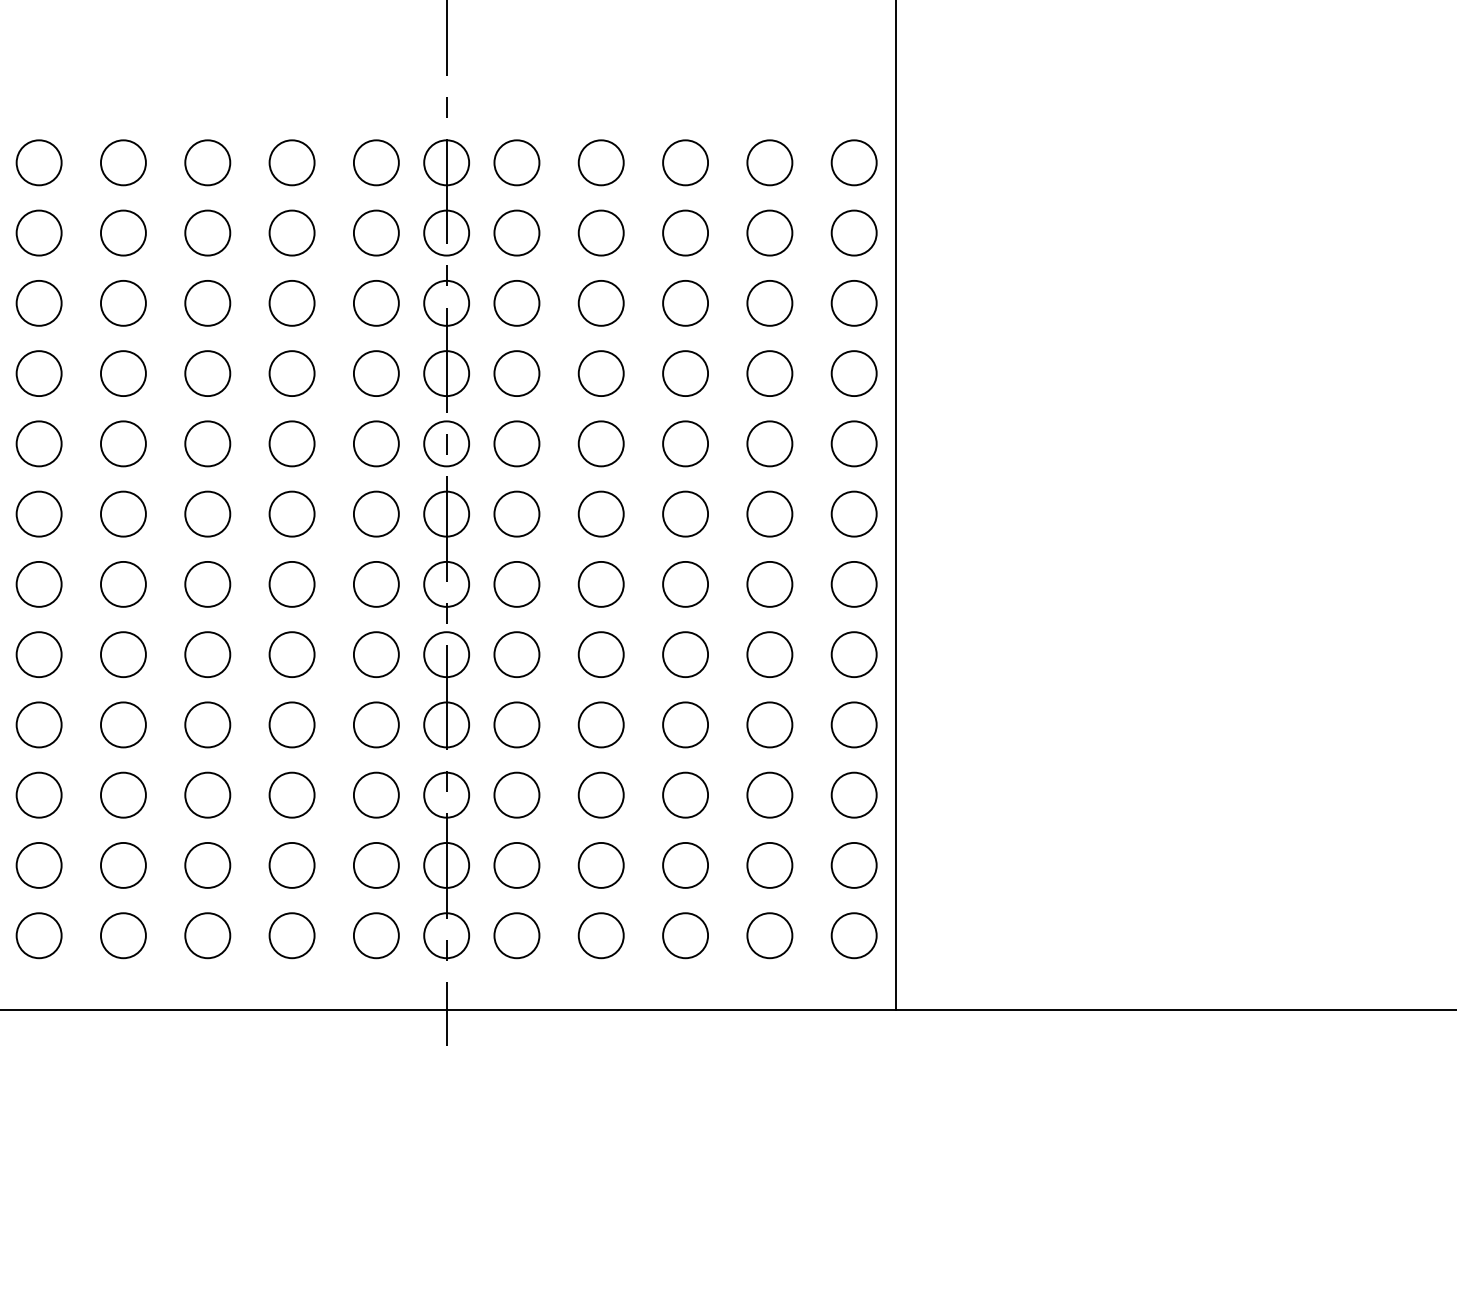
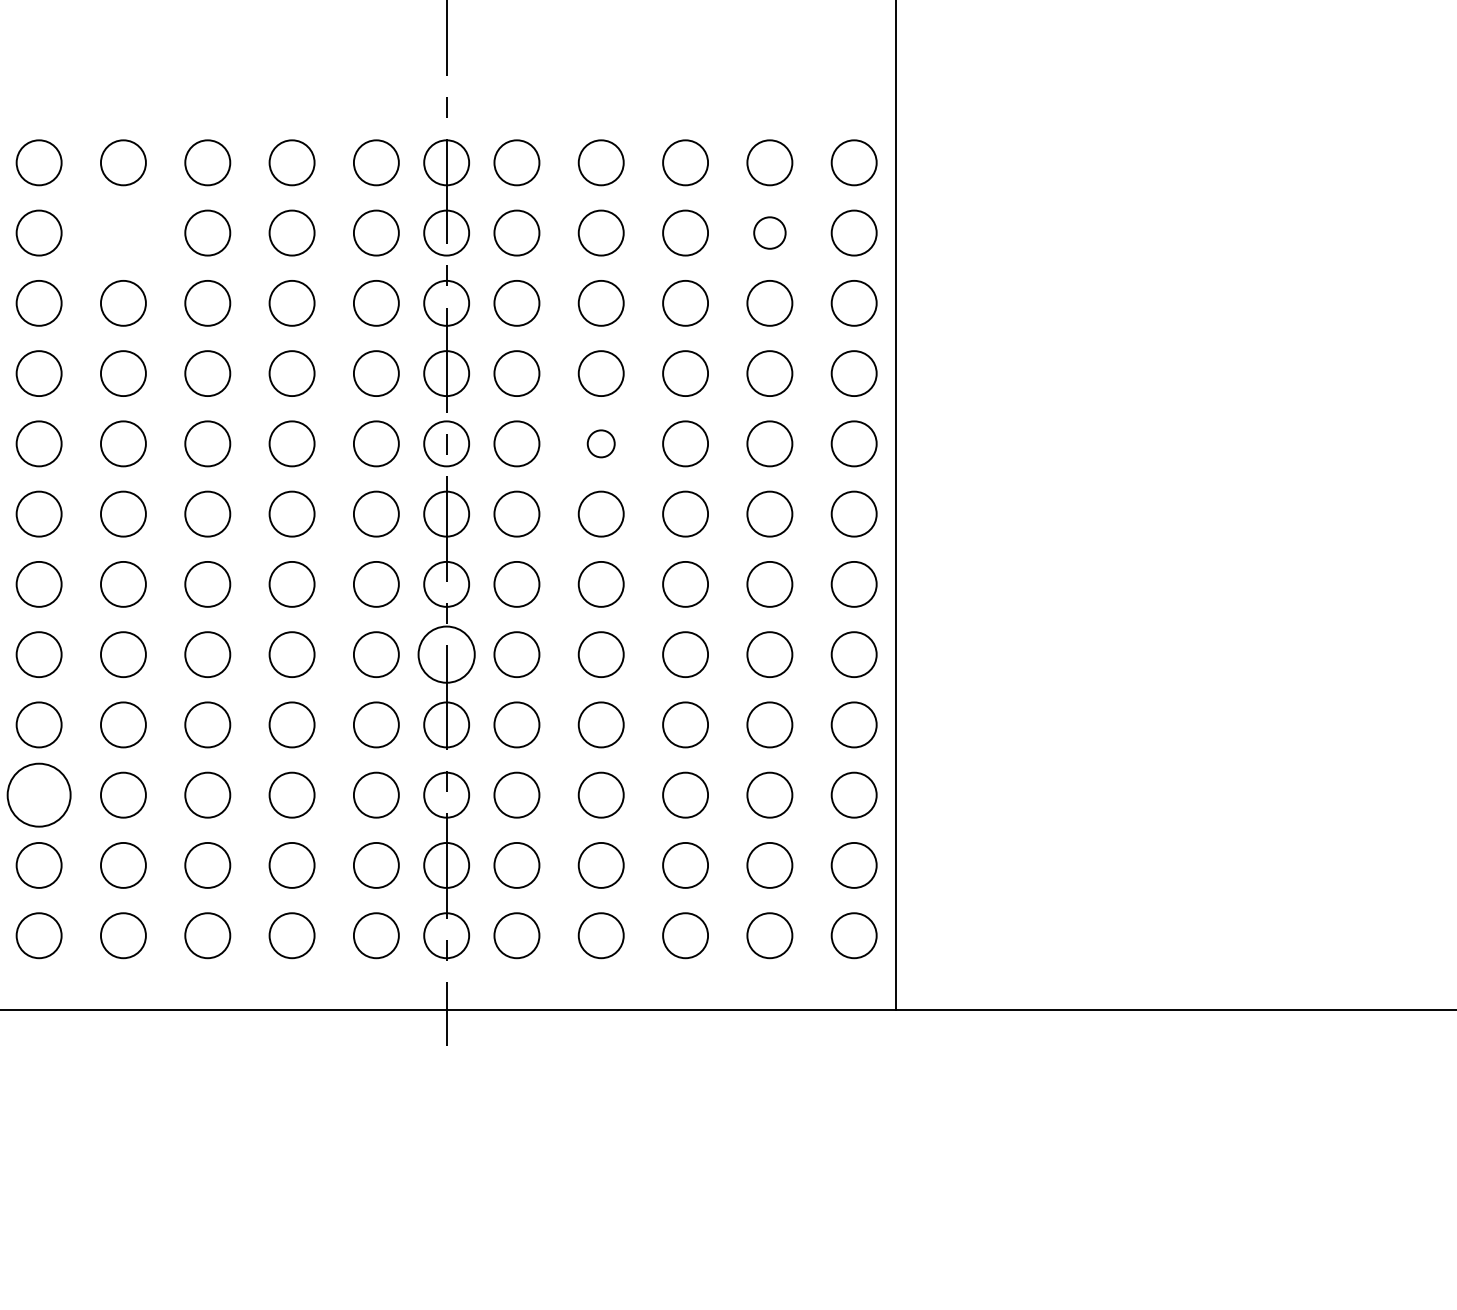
circle: present -> none (123, 232)
circle size: 48x48 px -> 34x34 px (769, 232)
circle diameter: 45 px -> 27 px (600, 443)
circle diameter: 45 px -> 56 px (446, 654)
circle diameter: 45 px -> 63 px (38, 794)
